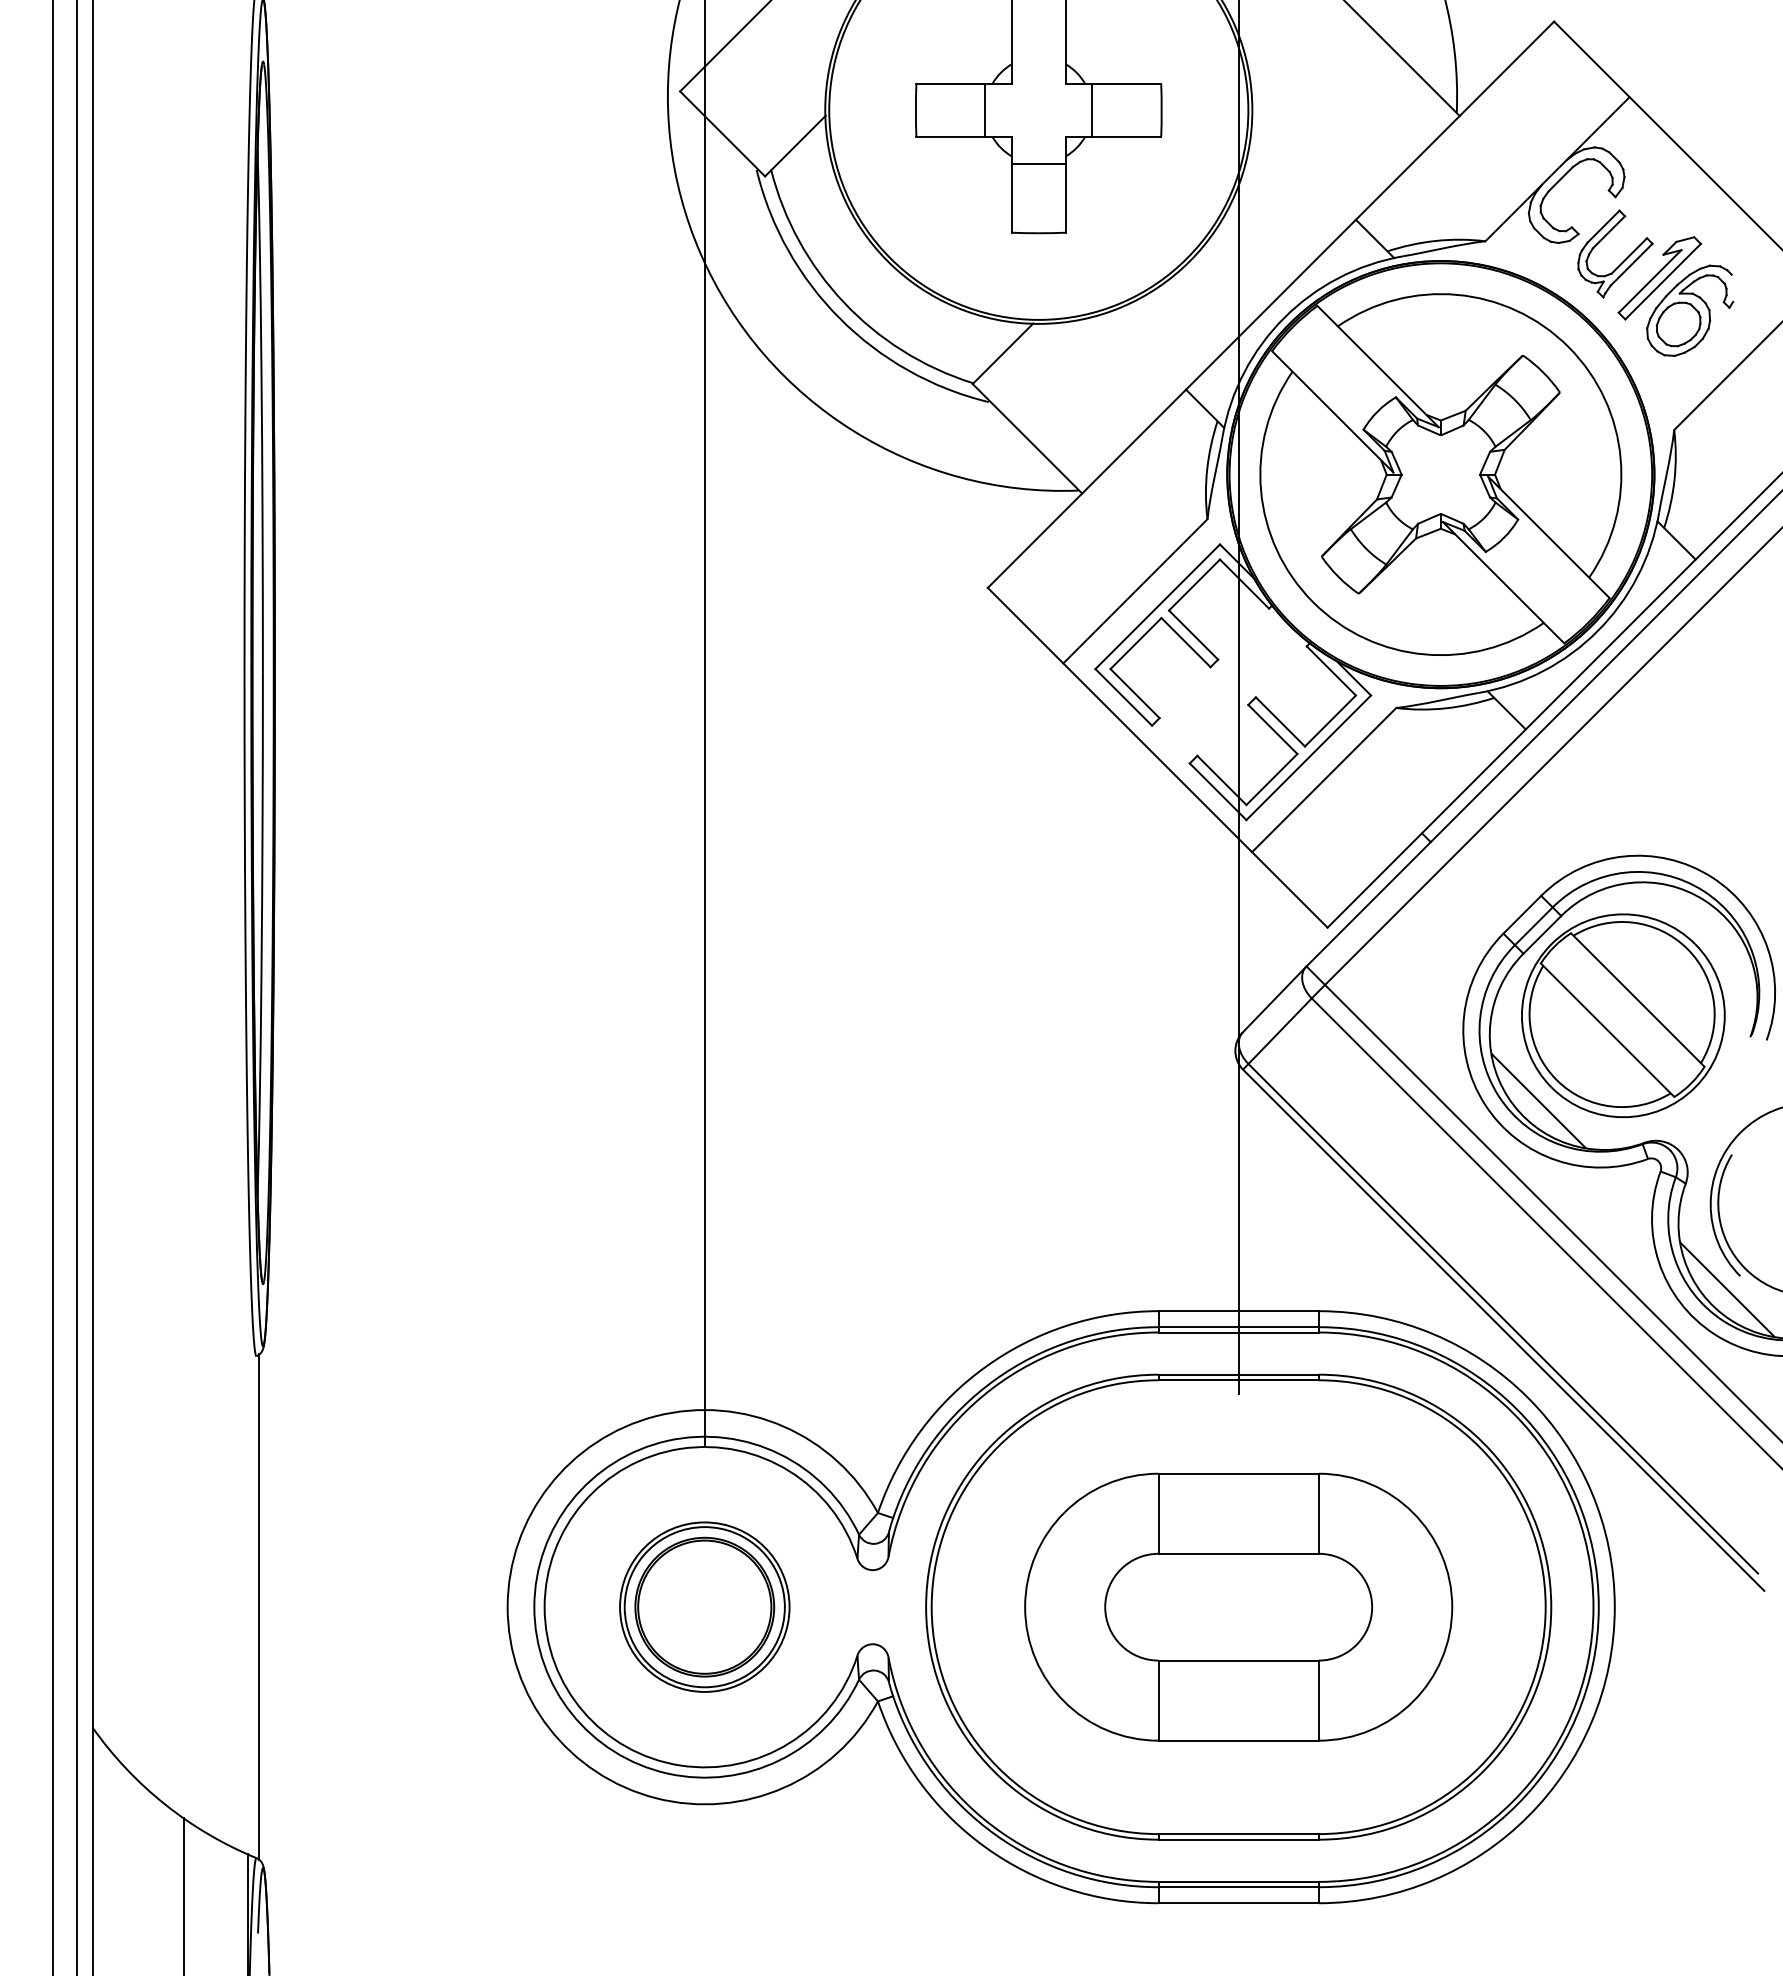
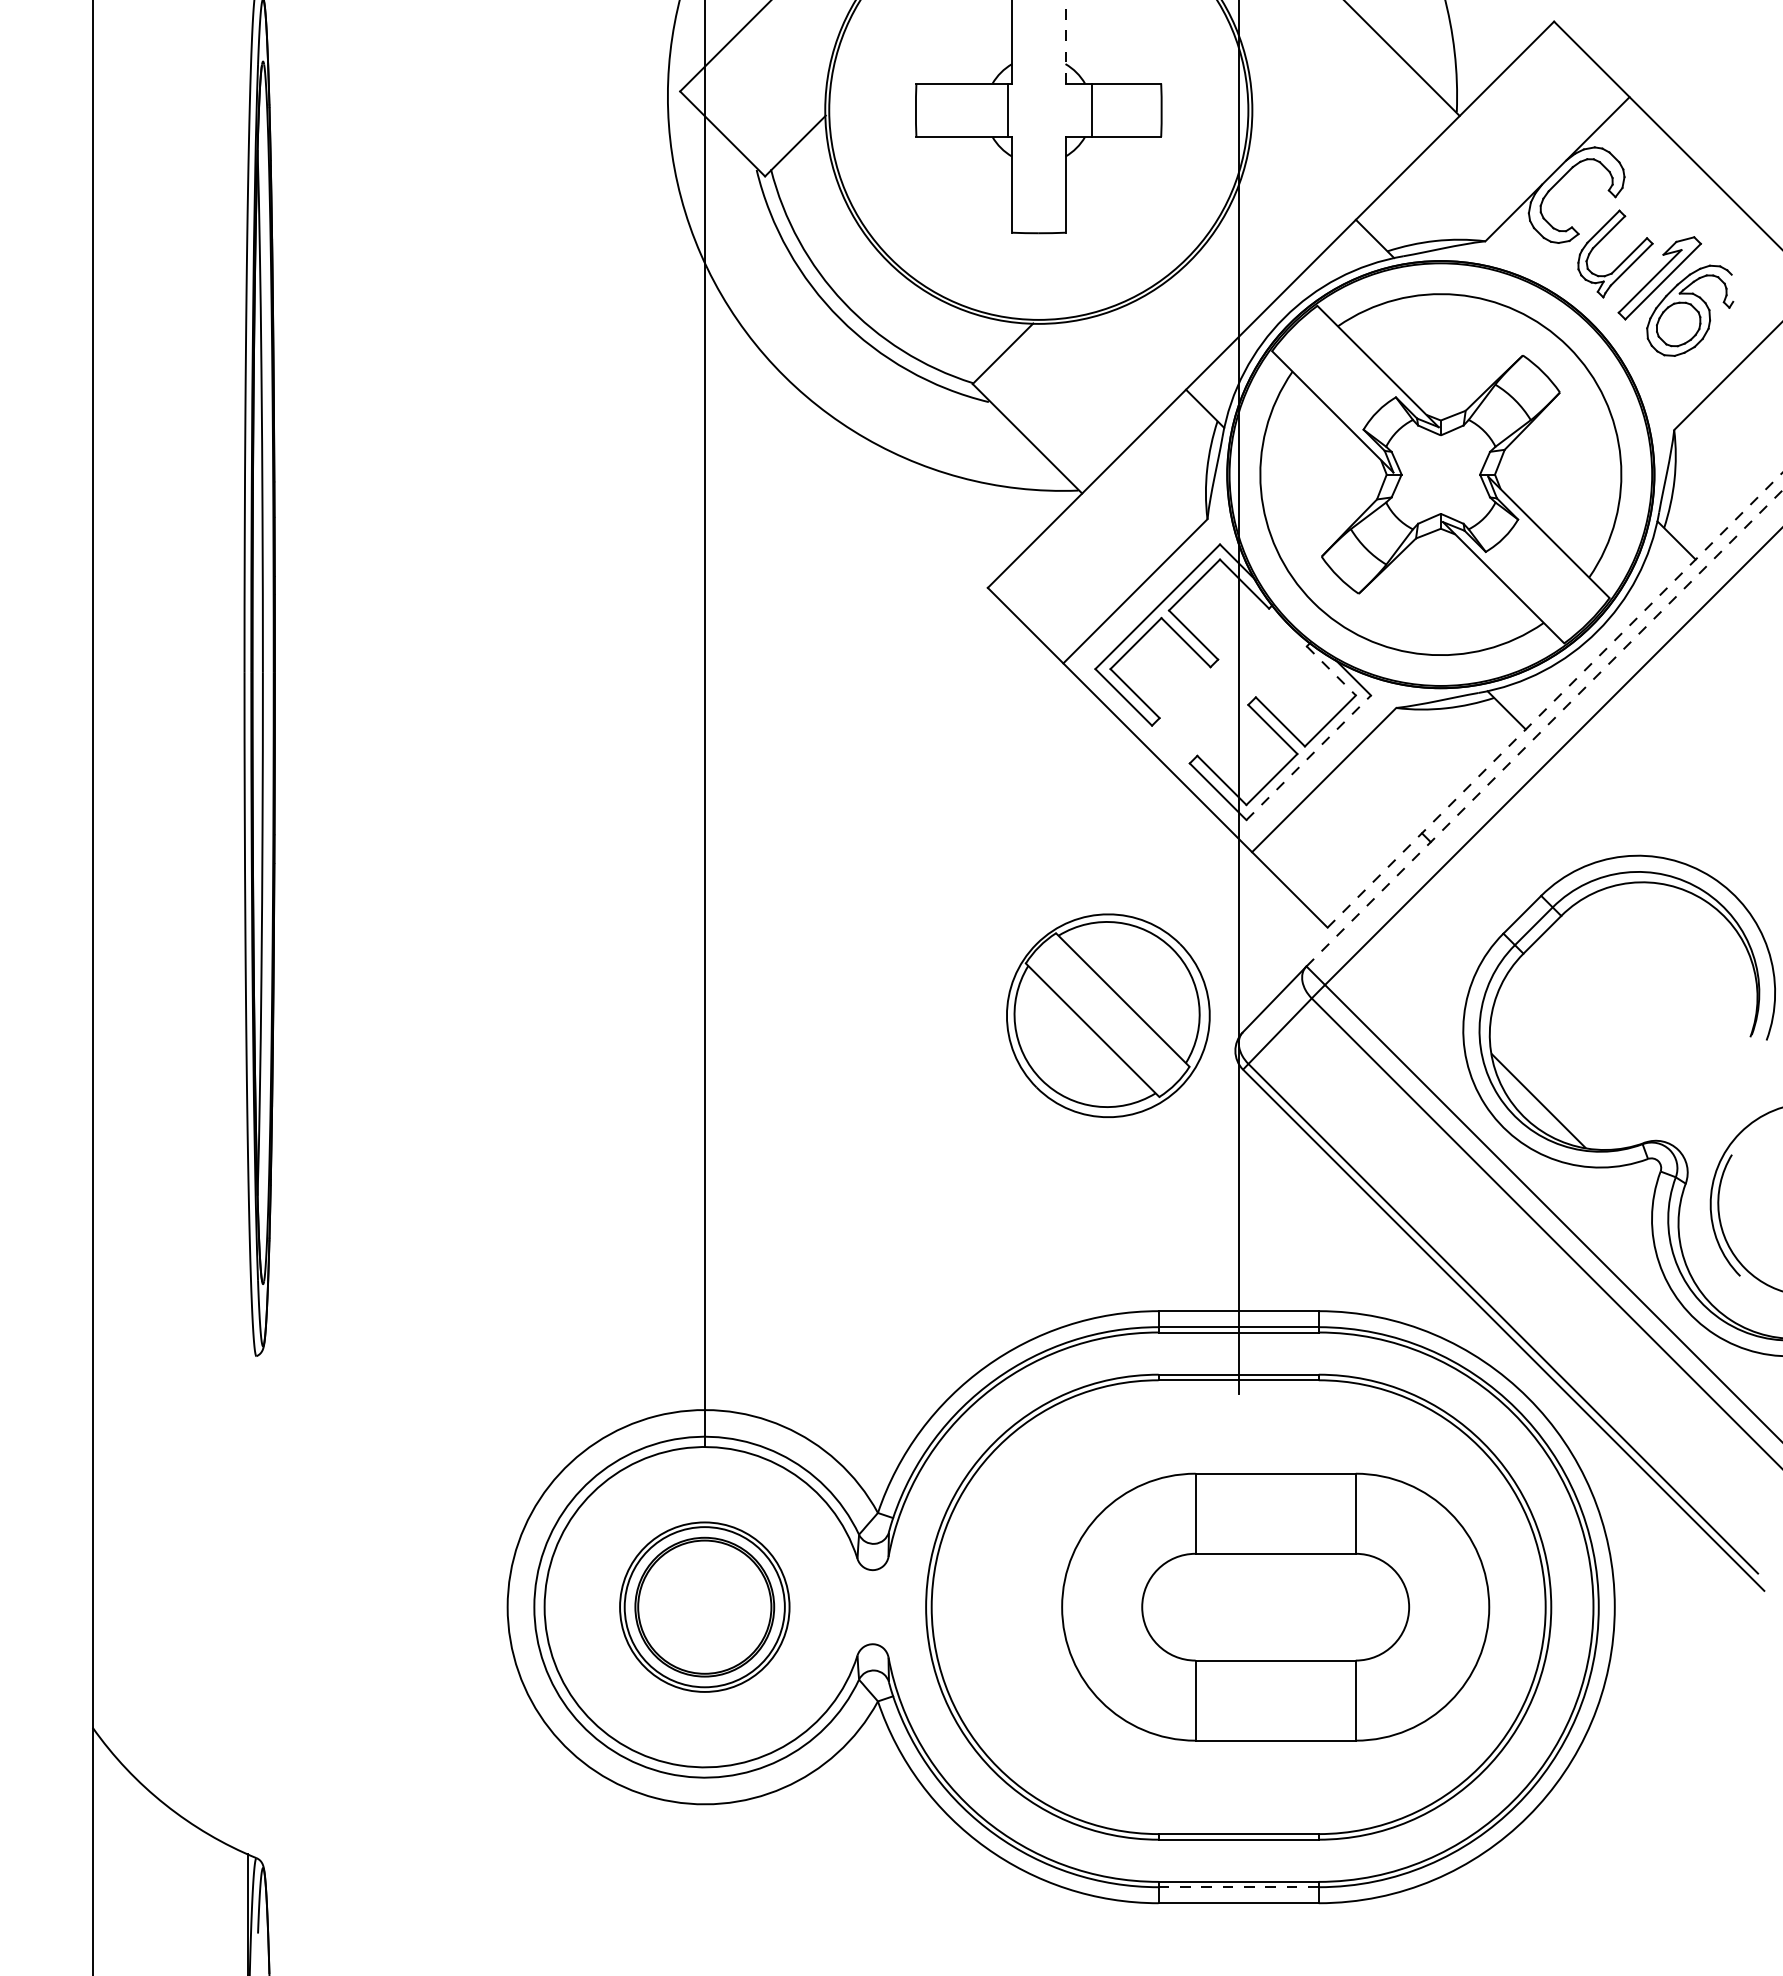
line: solid -> dashed (1065, 41)
line position: (985, 110) -> (1008, 110) (1008, 110)
line: present -> none (1038, 163)
line: solid -> dashed (1331, 670)
line: solid -> dashed (1555, 700)
line: solid -> dashed (1544, 728)
line: solid -> dashed (1309, 757)
line: present -> none (53, 987)
line: present -> none (76, 987)
part position: (1623, 1015) -> (1108, 1015) (1108, 1015)
line: present -> none (1727, 1289)
part position: (1238, 1606) -> (1275, 1606) (1275, 1606)
line: present -> none (259, 1607)
line: solid -> dashed (1239, 1887)
line: present -> none (184, 1894)
